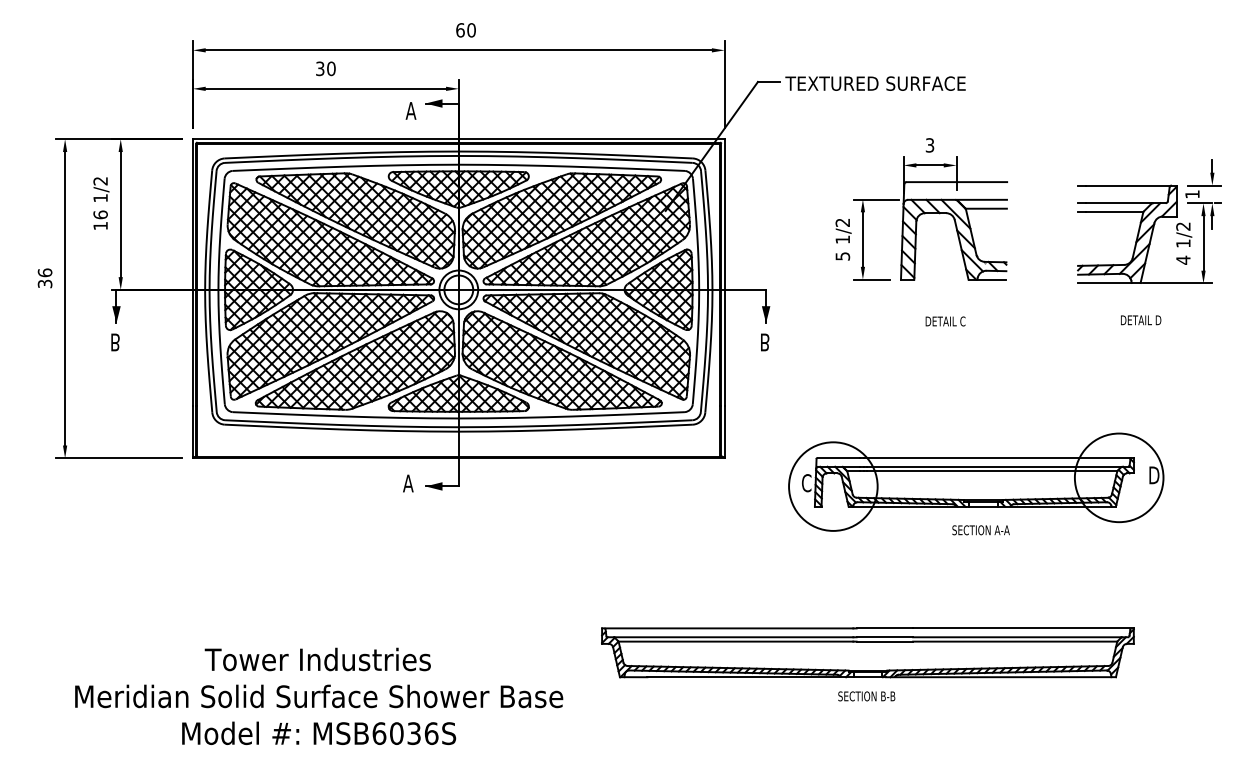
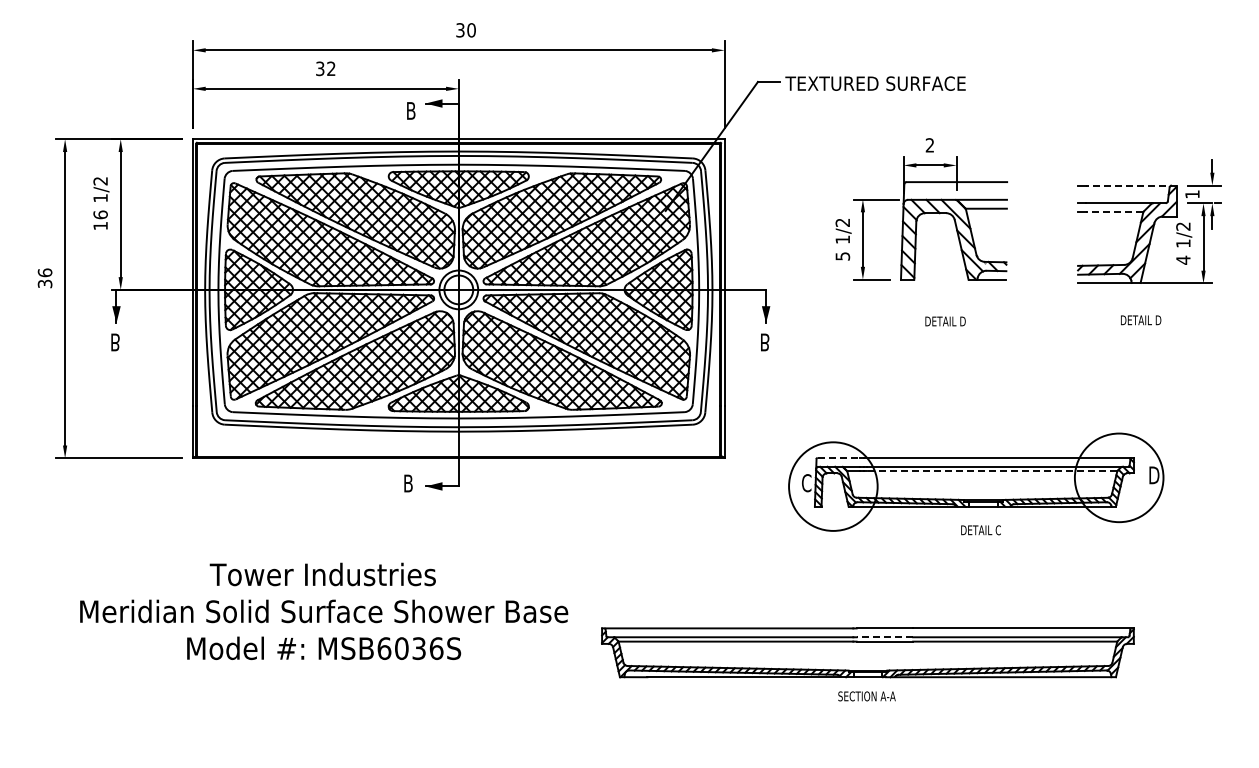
text: 60 -> 30 (460, 30)
text: 30 -> 32 (331, 68)
text: A -> B (410, 110)
text: 3 -> 2 (929, 145)
line: solid -> dashed (1130, 185)
line: solid -> dashed (1114, 211)
text: DETAIL C -> DETAIL D (945, 321)
line: solid -> dashed (839, 457)
line: solid -> dashed (991, 471)
text: A -> B (408, 483)
text: SECTION A-A -> DETAIL C (980, 530)
line: solid -> dashed (884, 637)
text position: (319, 695) -> (324, 610) (324, 610)
text: SECTION B-B -> SECTION A-A (887, 696)
